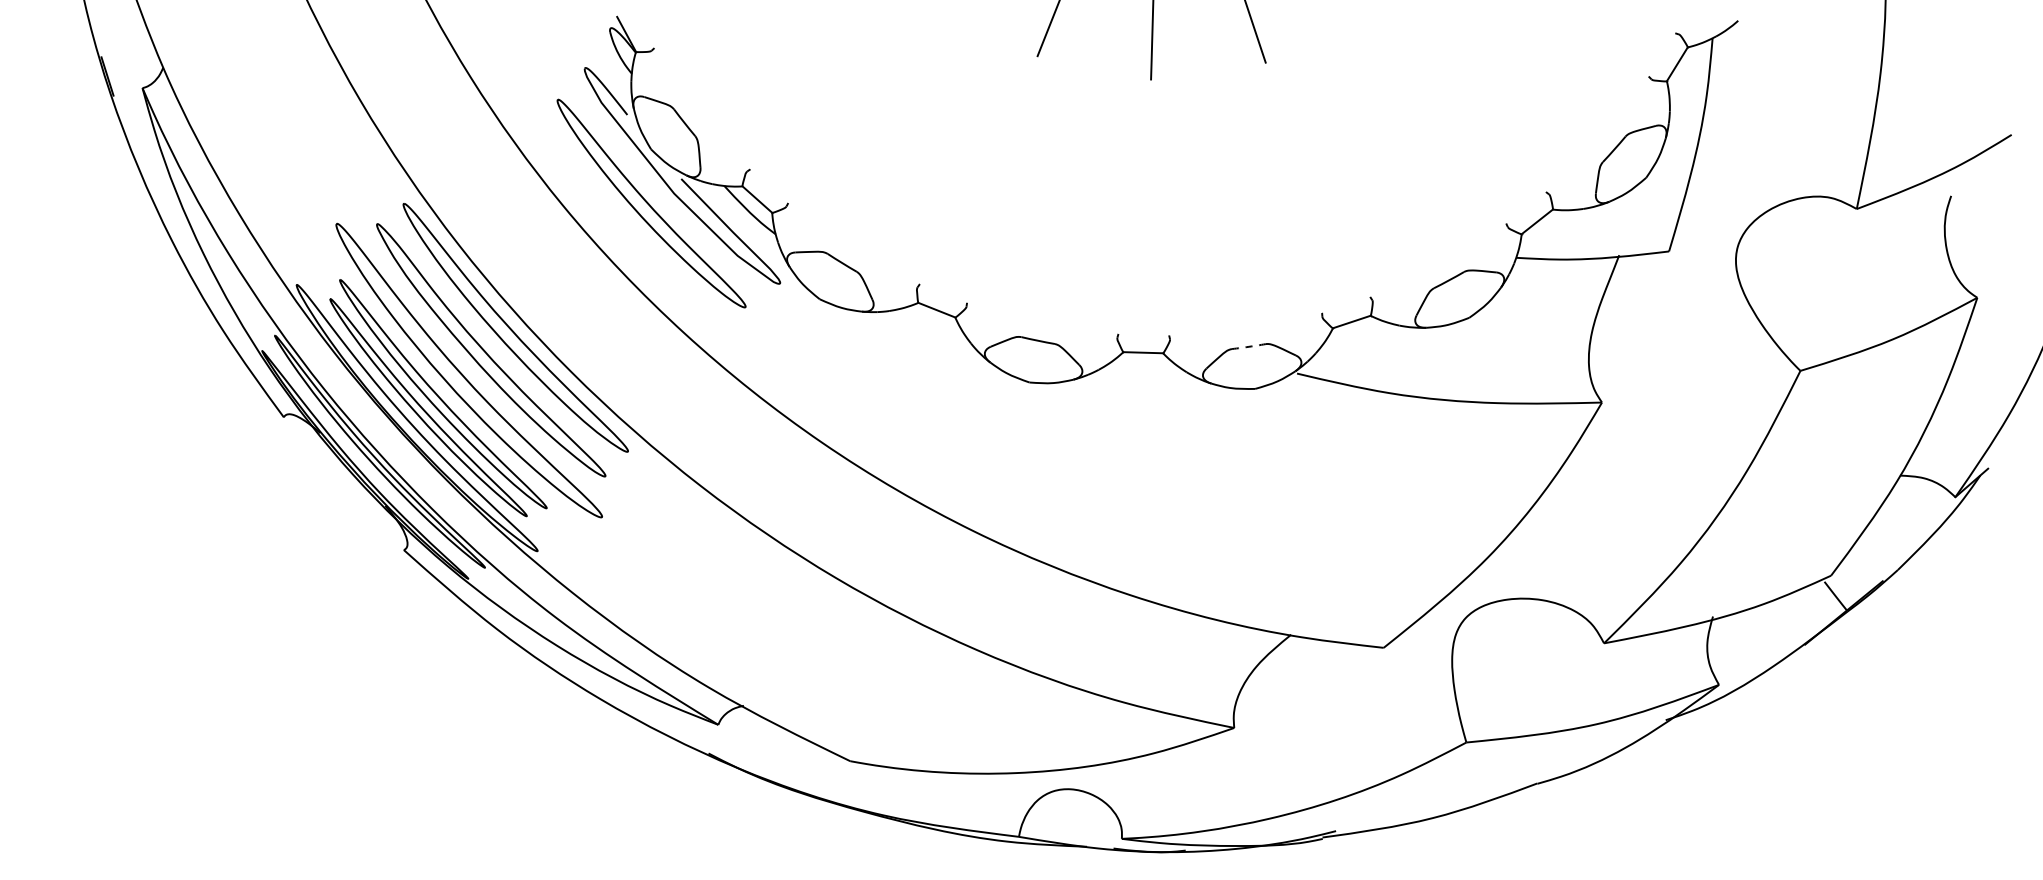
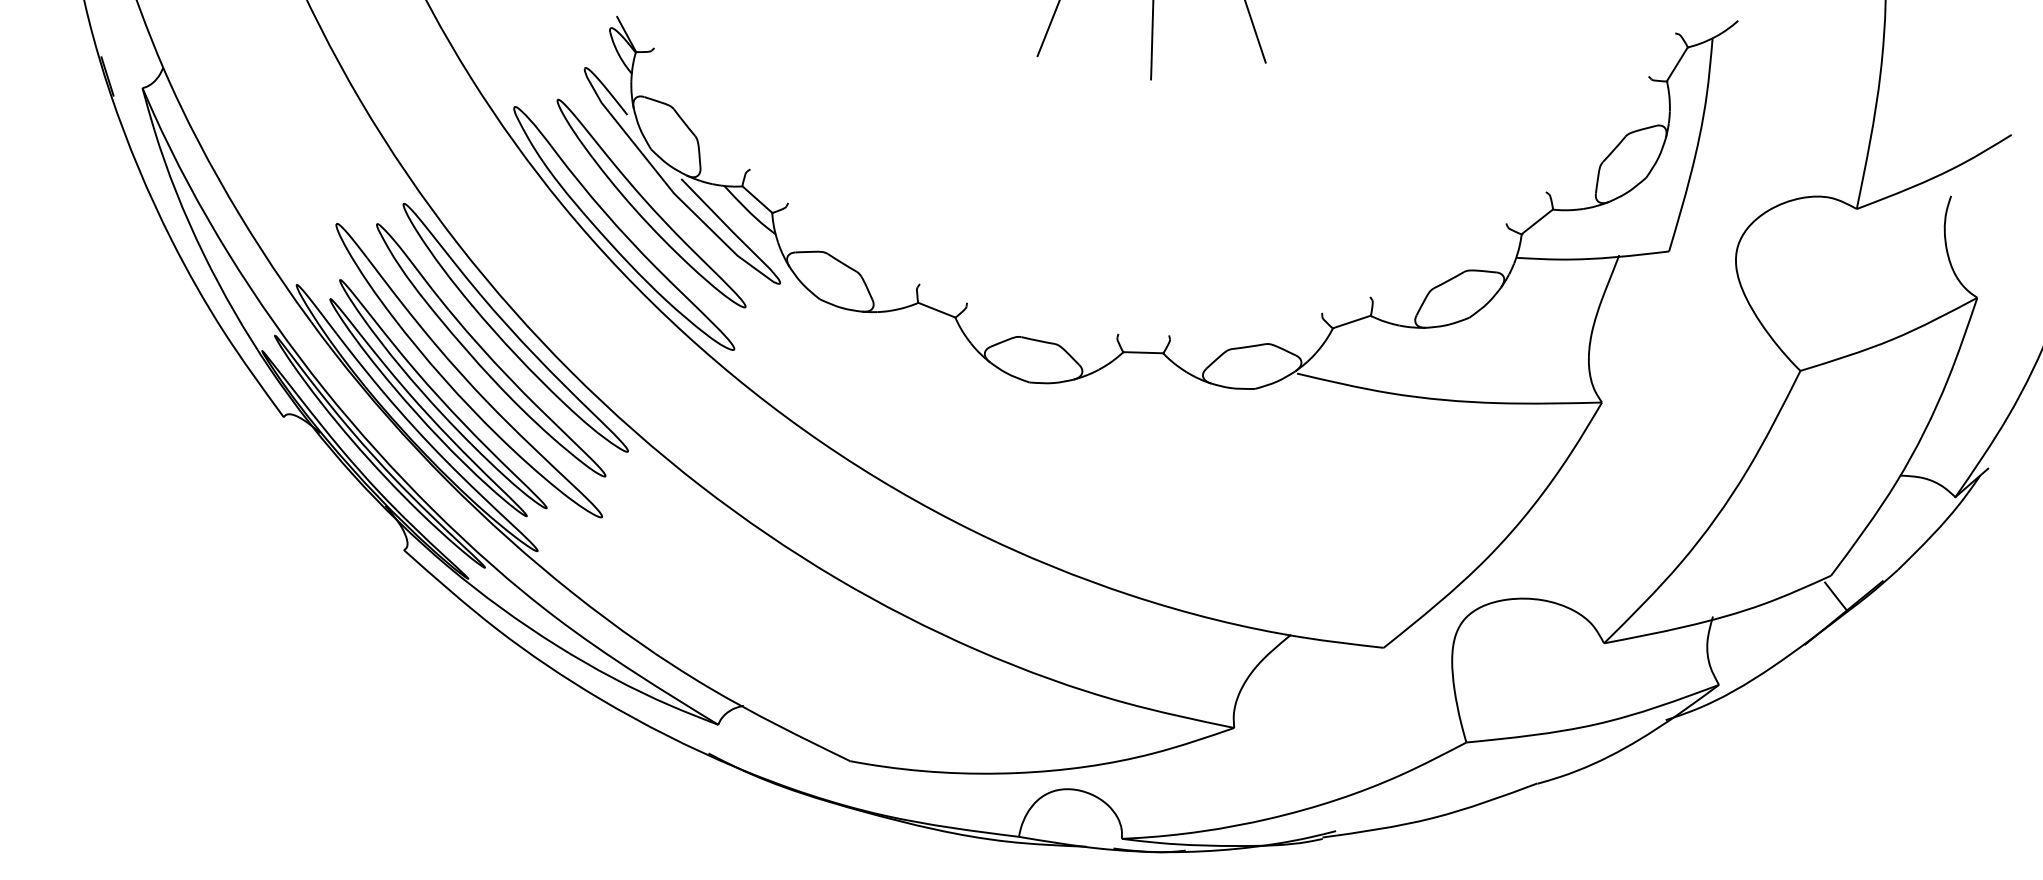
part: none -> present (624, 228)
arc: dashed -> solid (1248, 346)
